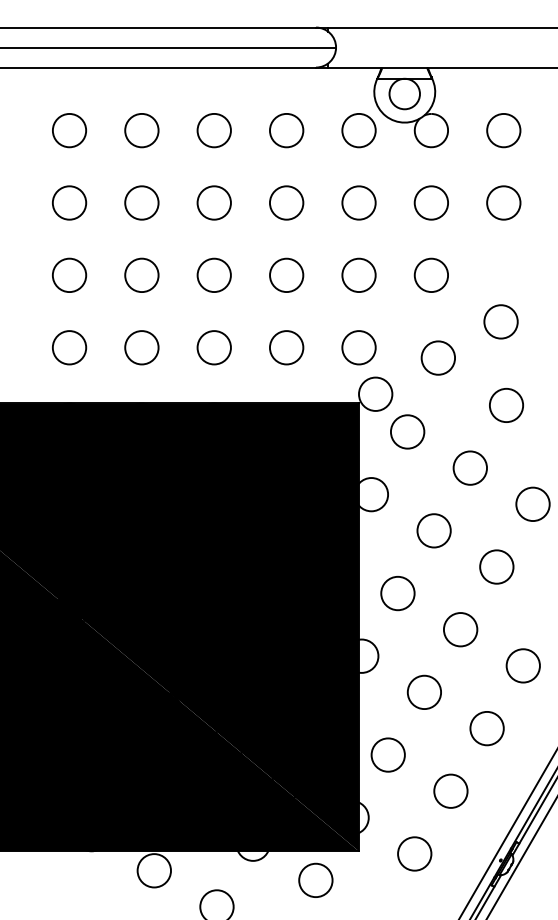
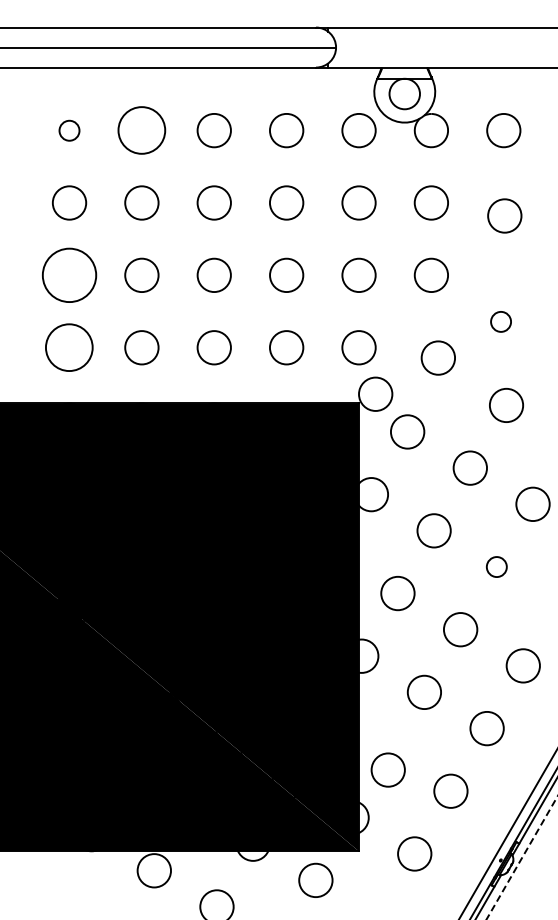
circle size: 35x36 px -> 23x23 px (69, 130)
circle size: 36x36 px -> 50x49 px (141, 130)
circle position: (503, 202) -> (504, 215) (504, 215)
circle diameter: 33 px -> 53 px (69, 275)
circle diameter: 33 px -> 20 px (501, 321)
circle size: 36x36 px -> 49x49 px (69, 347)
circle diameter: 33 px -> 20 px (496, 567)
circle position: (387, 754) -> (387, 769) (387, 769)
line: solid -> dashed (522, 857)
